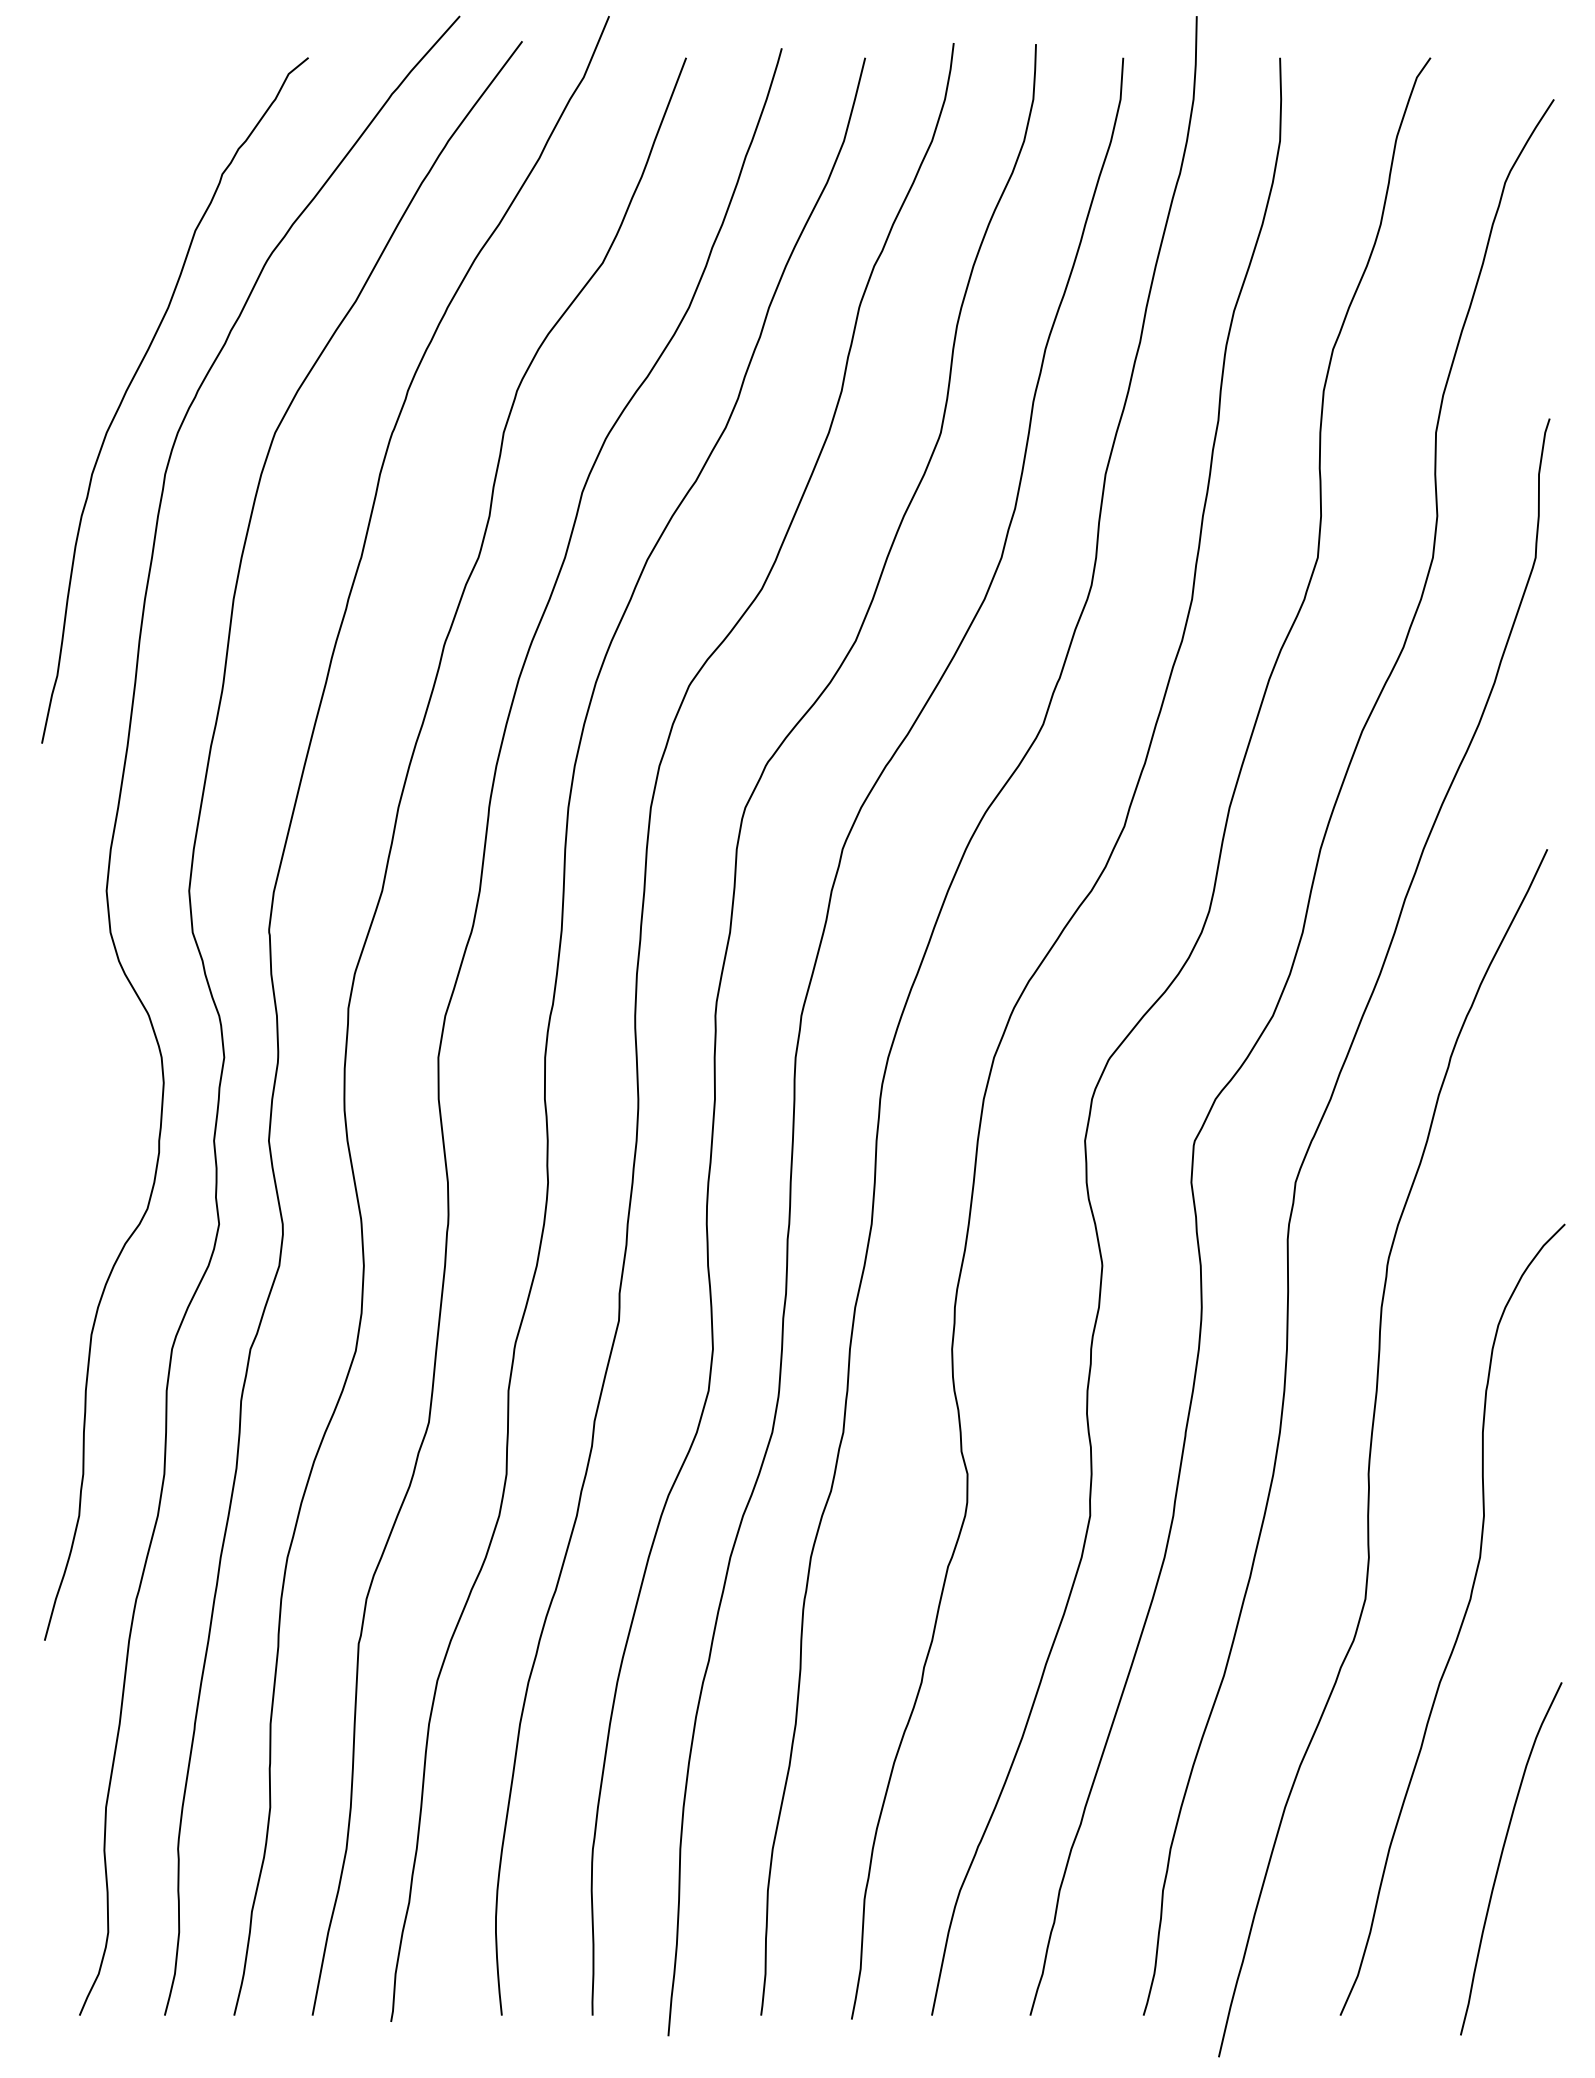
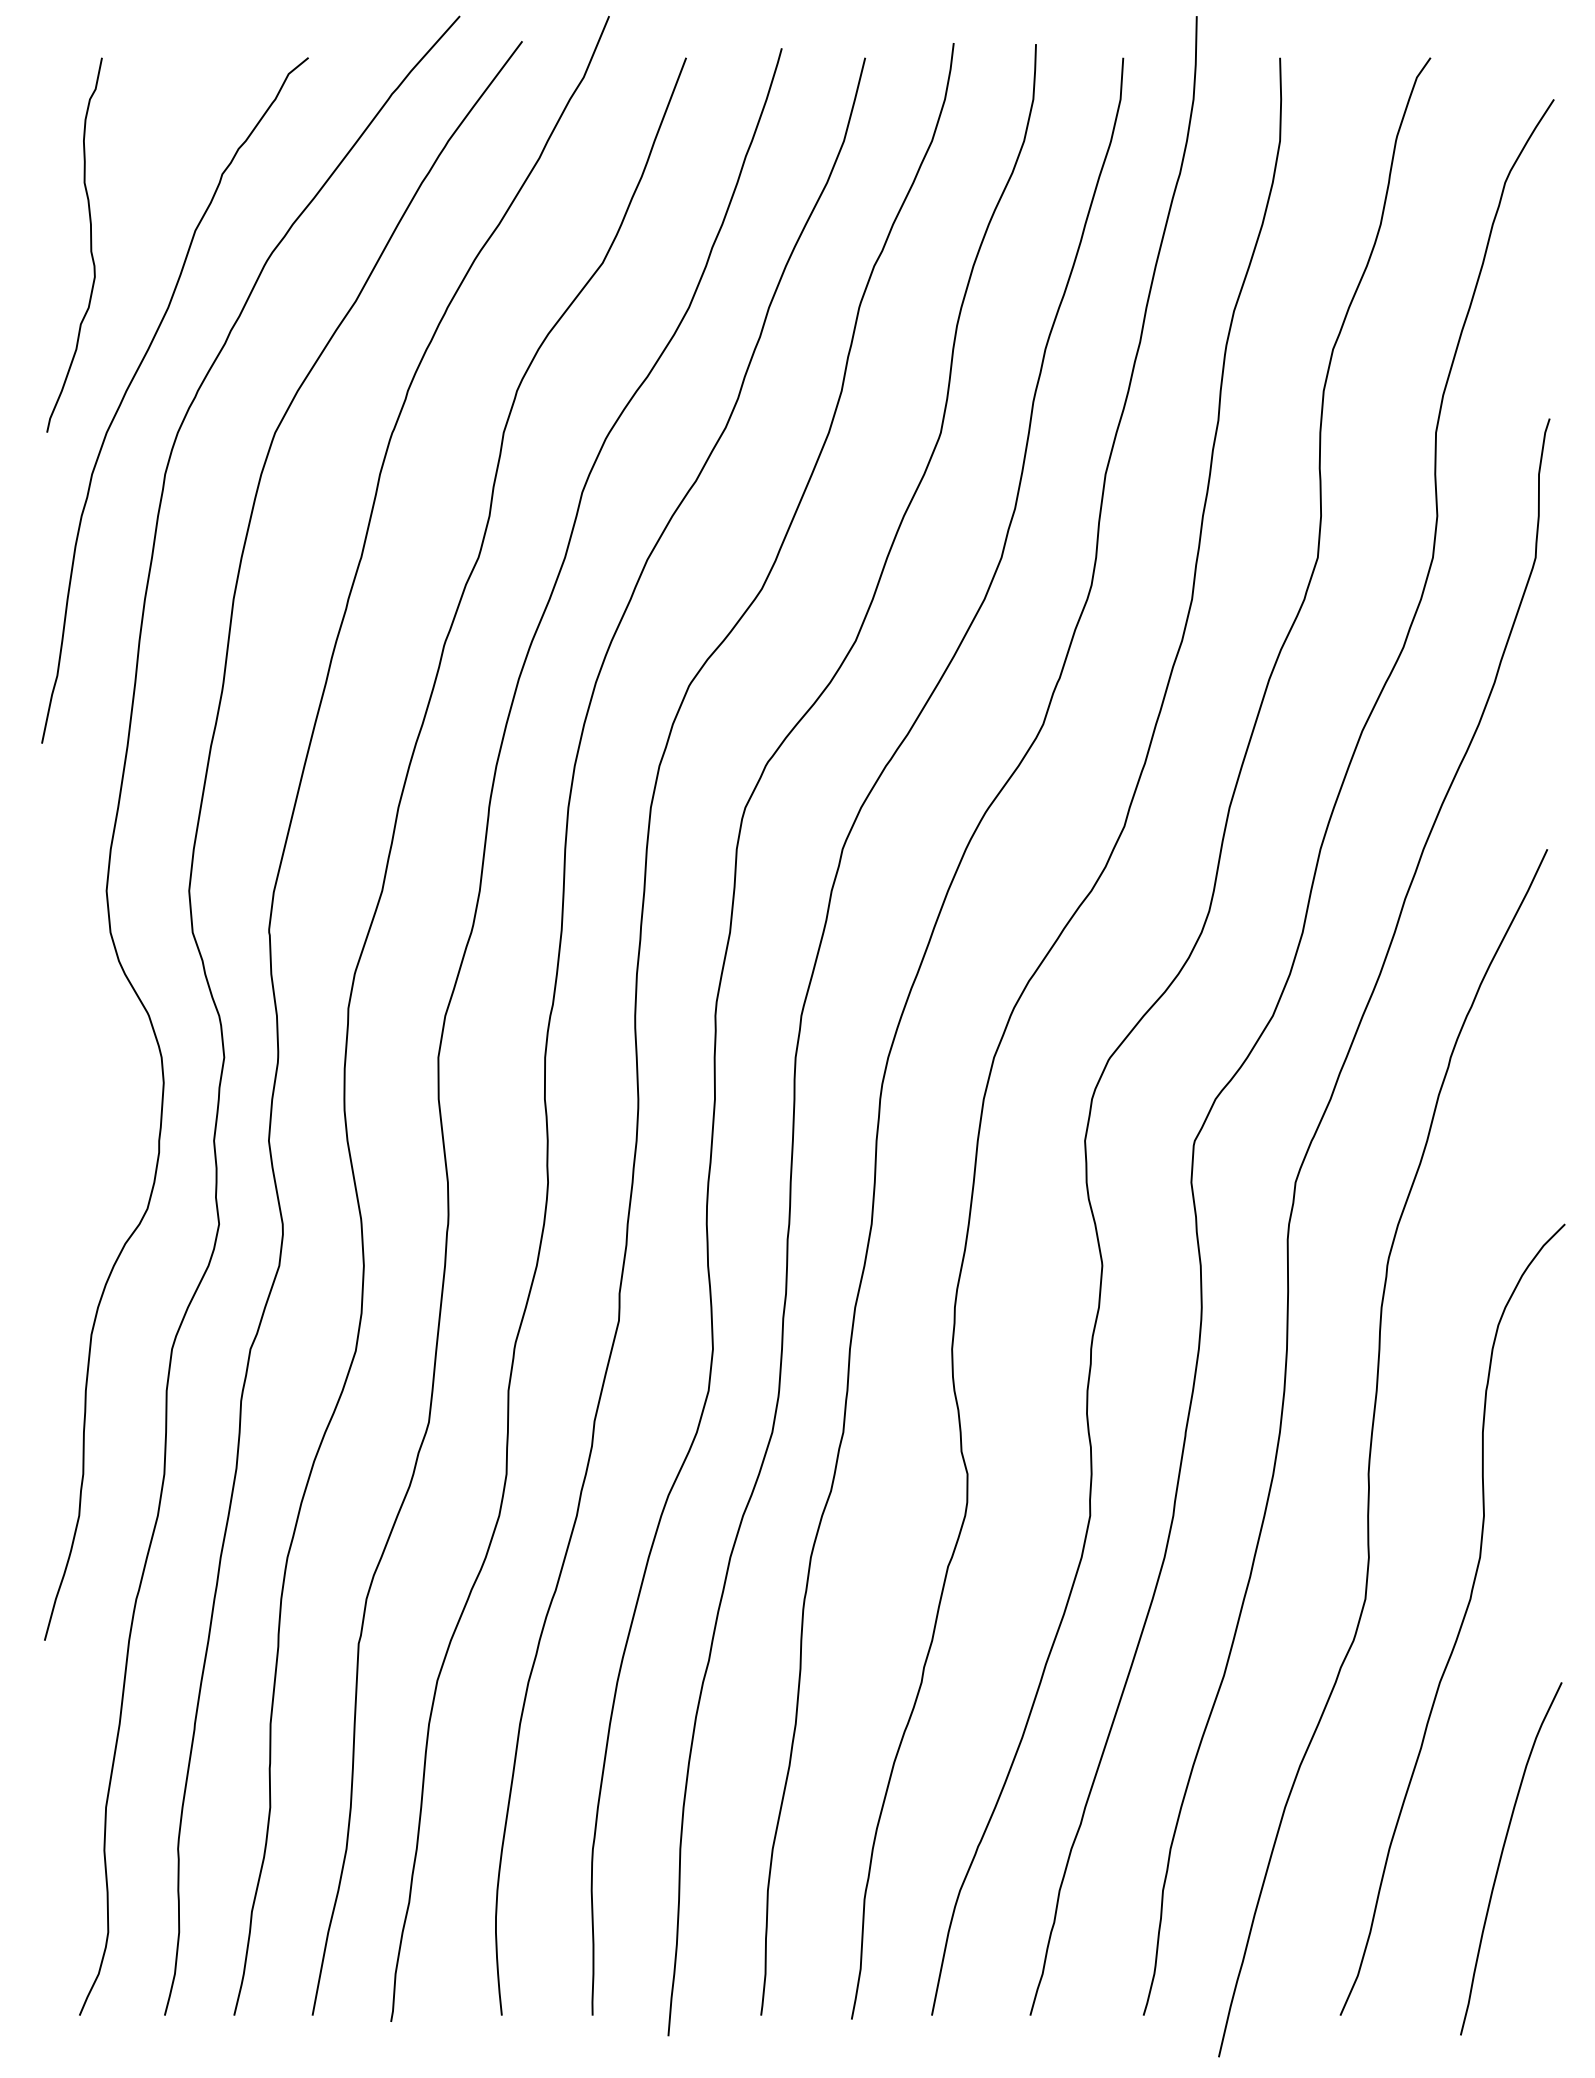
curve: none -> present (90, 244)
